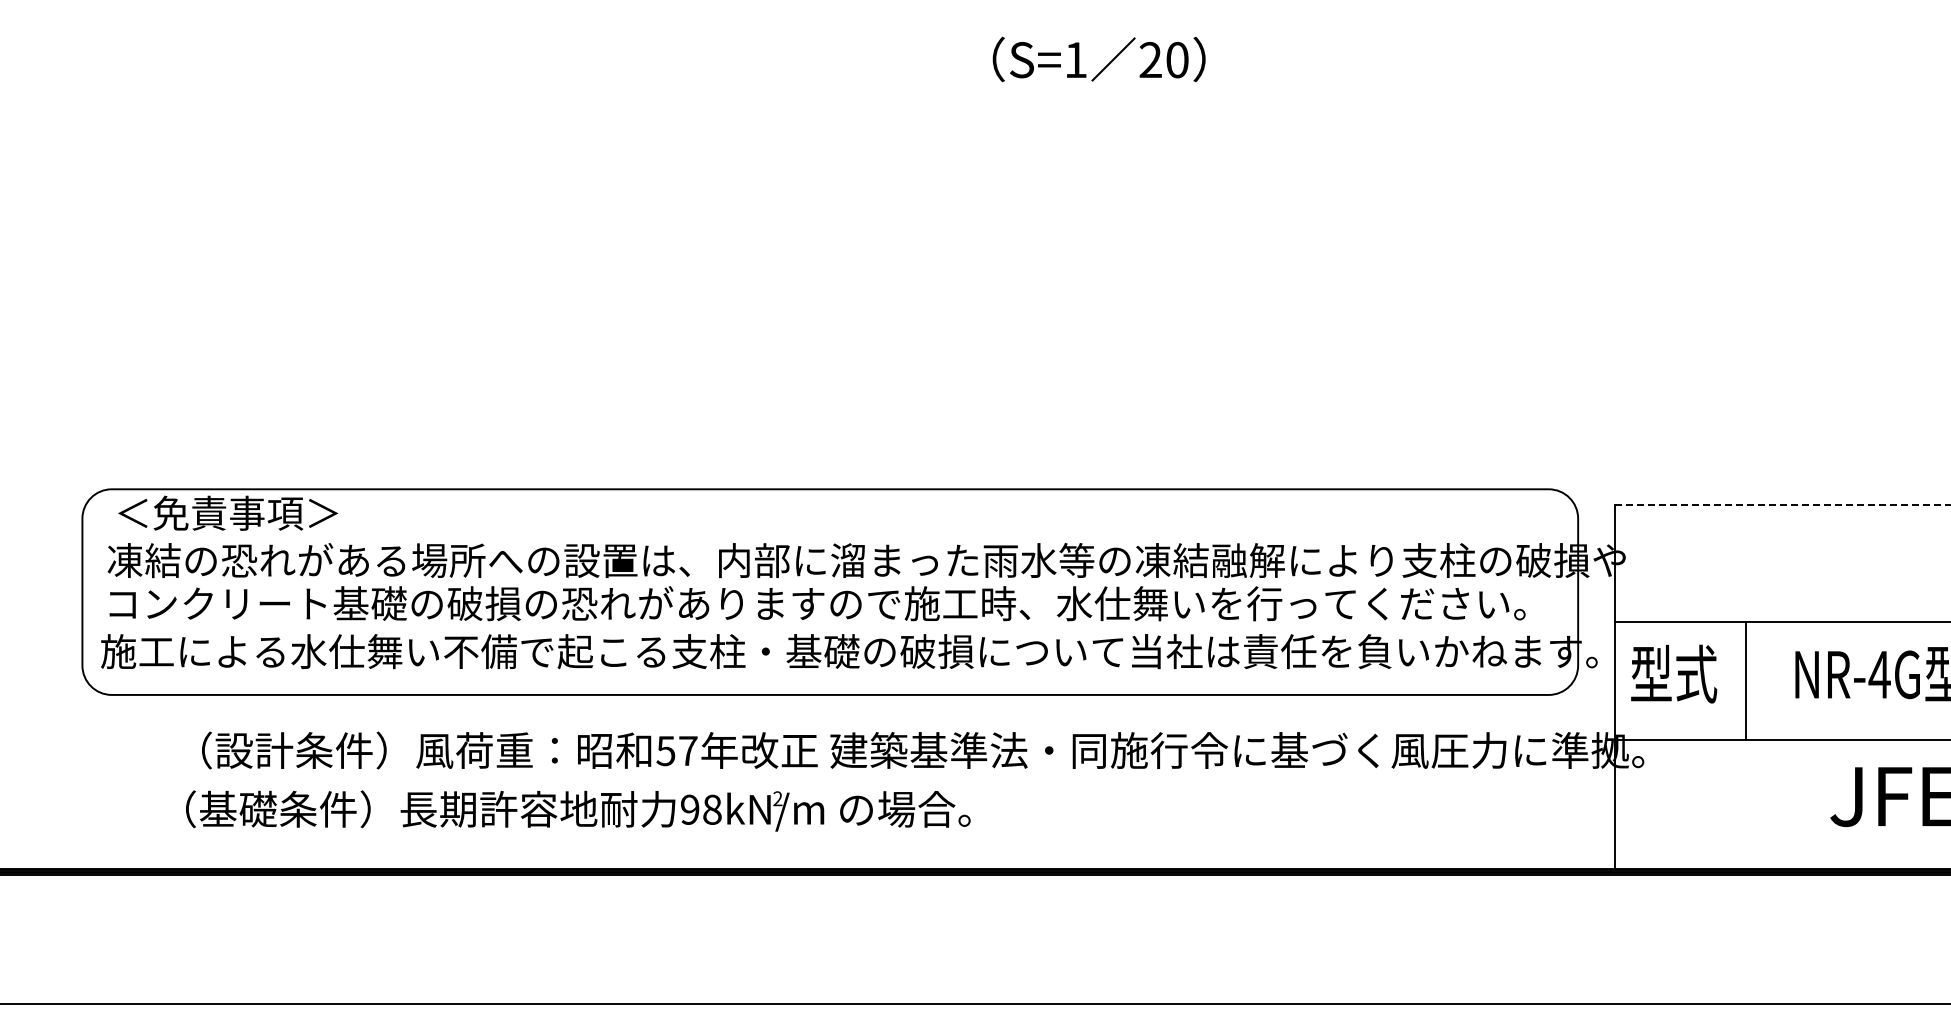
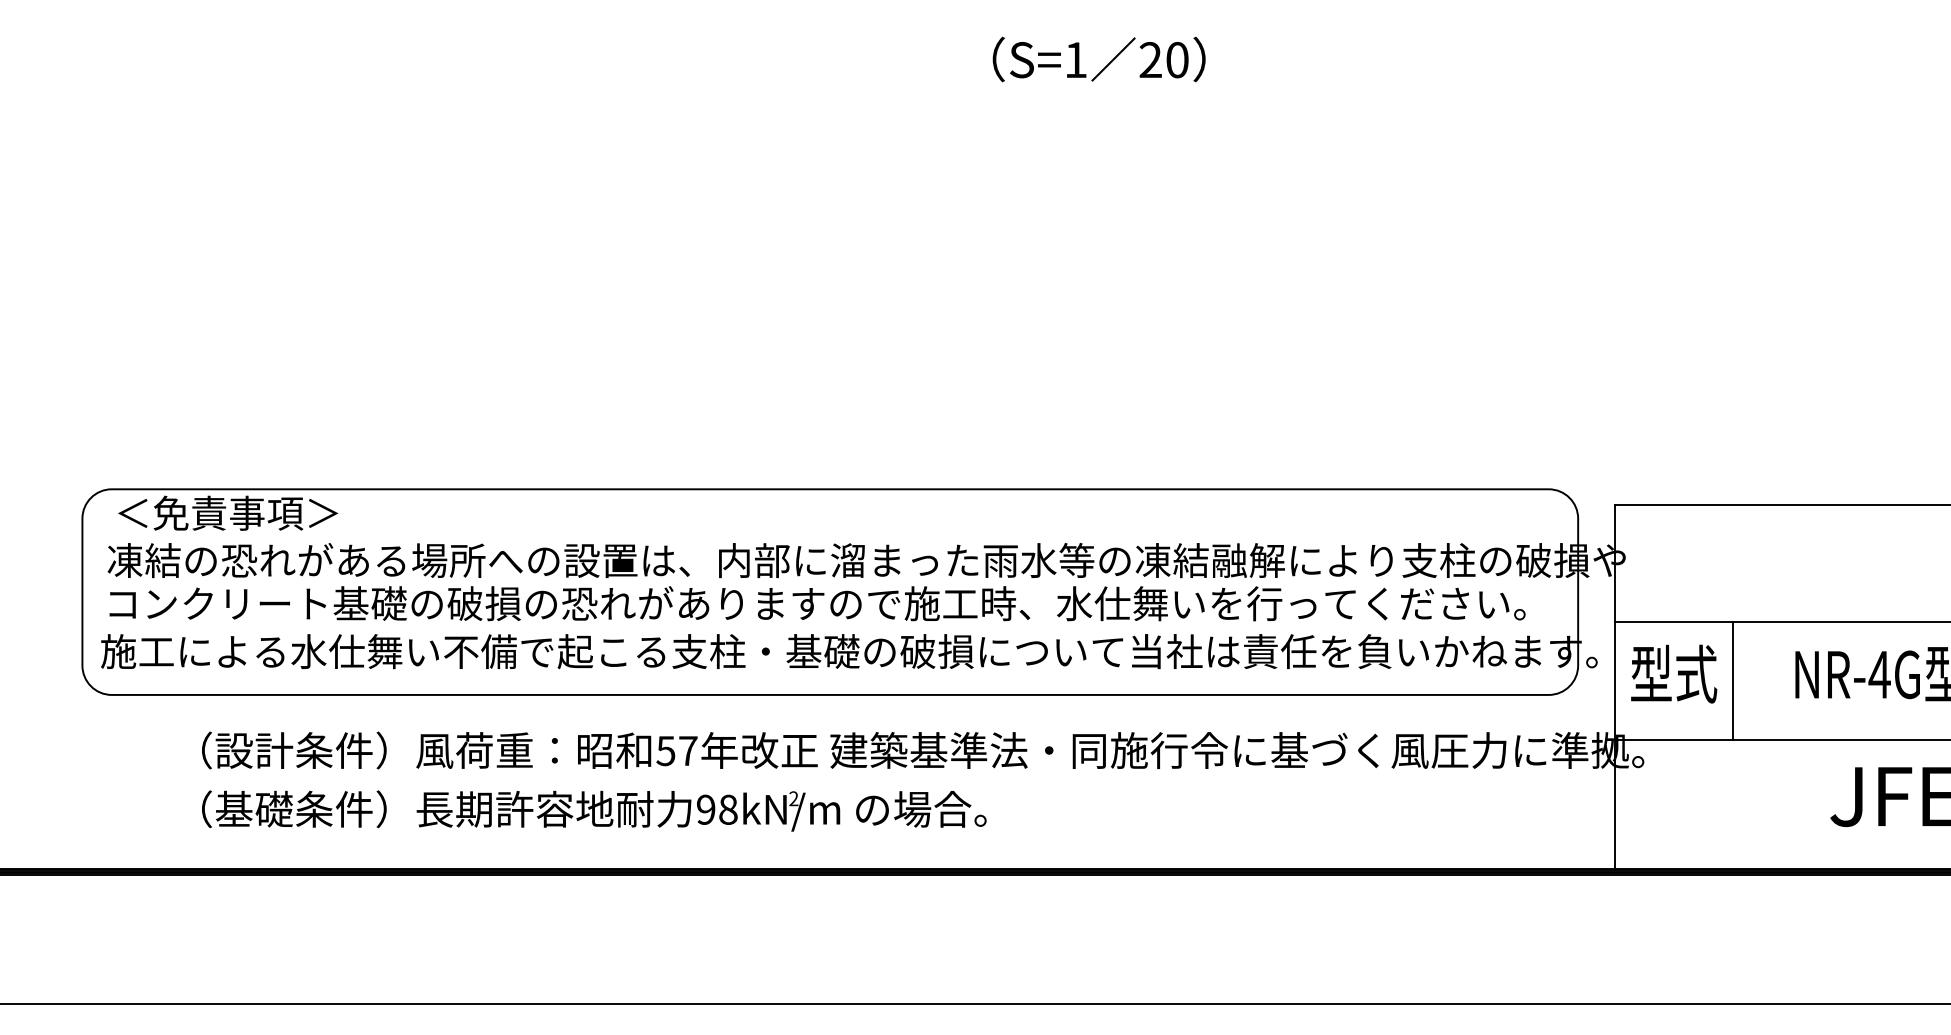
line: dashed -> solid (1783, 504)
line position: (1745, 680) -> (1732, 680) (1732, 680)
text position: (578, 810) -> (594, 810) (594, 810)
